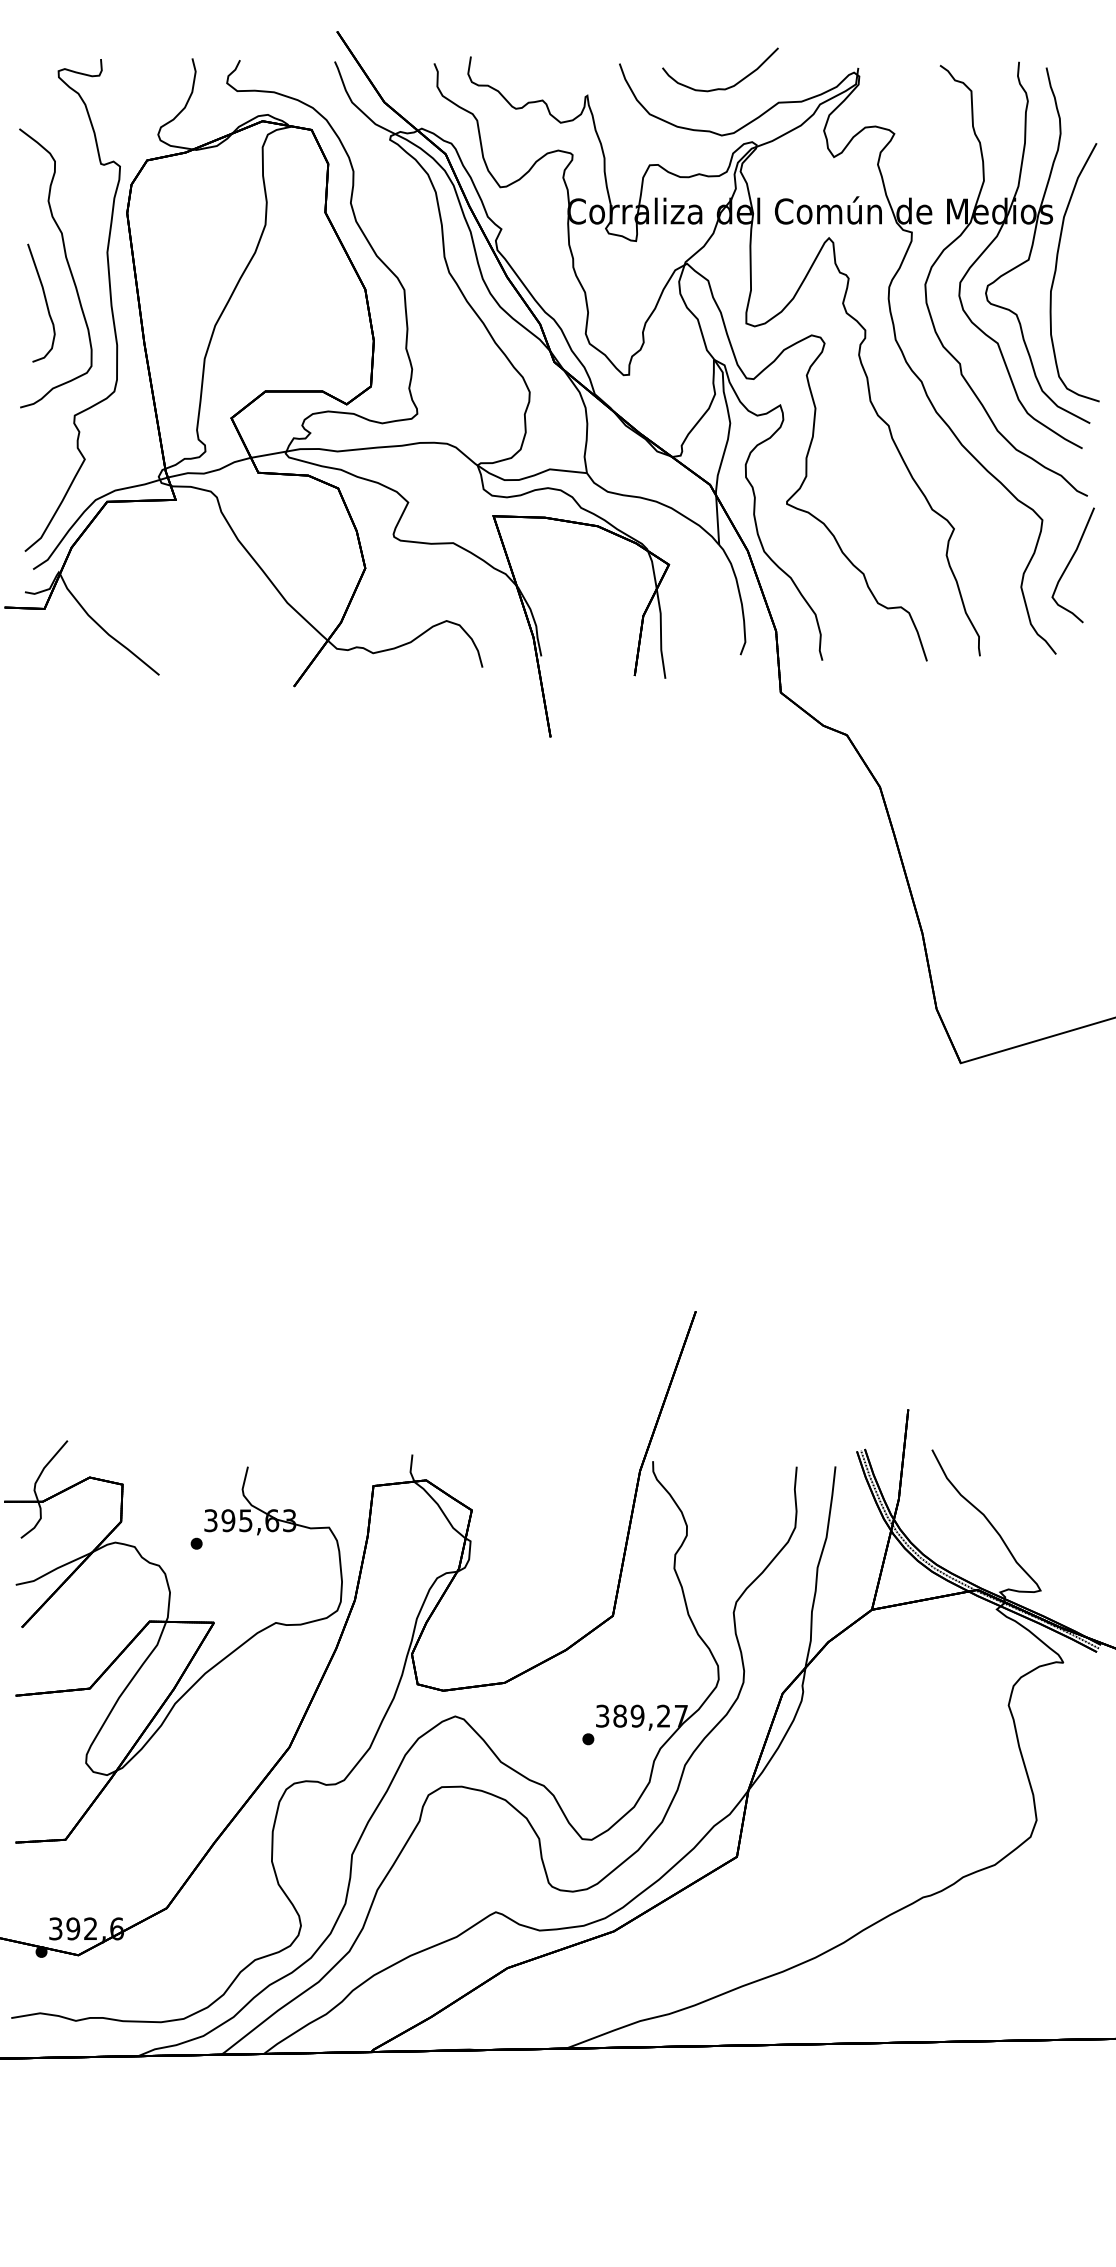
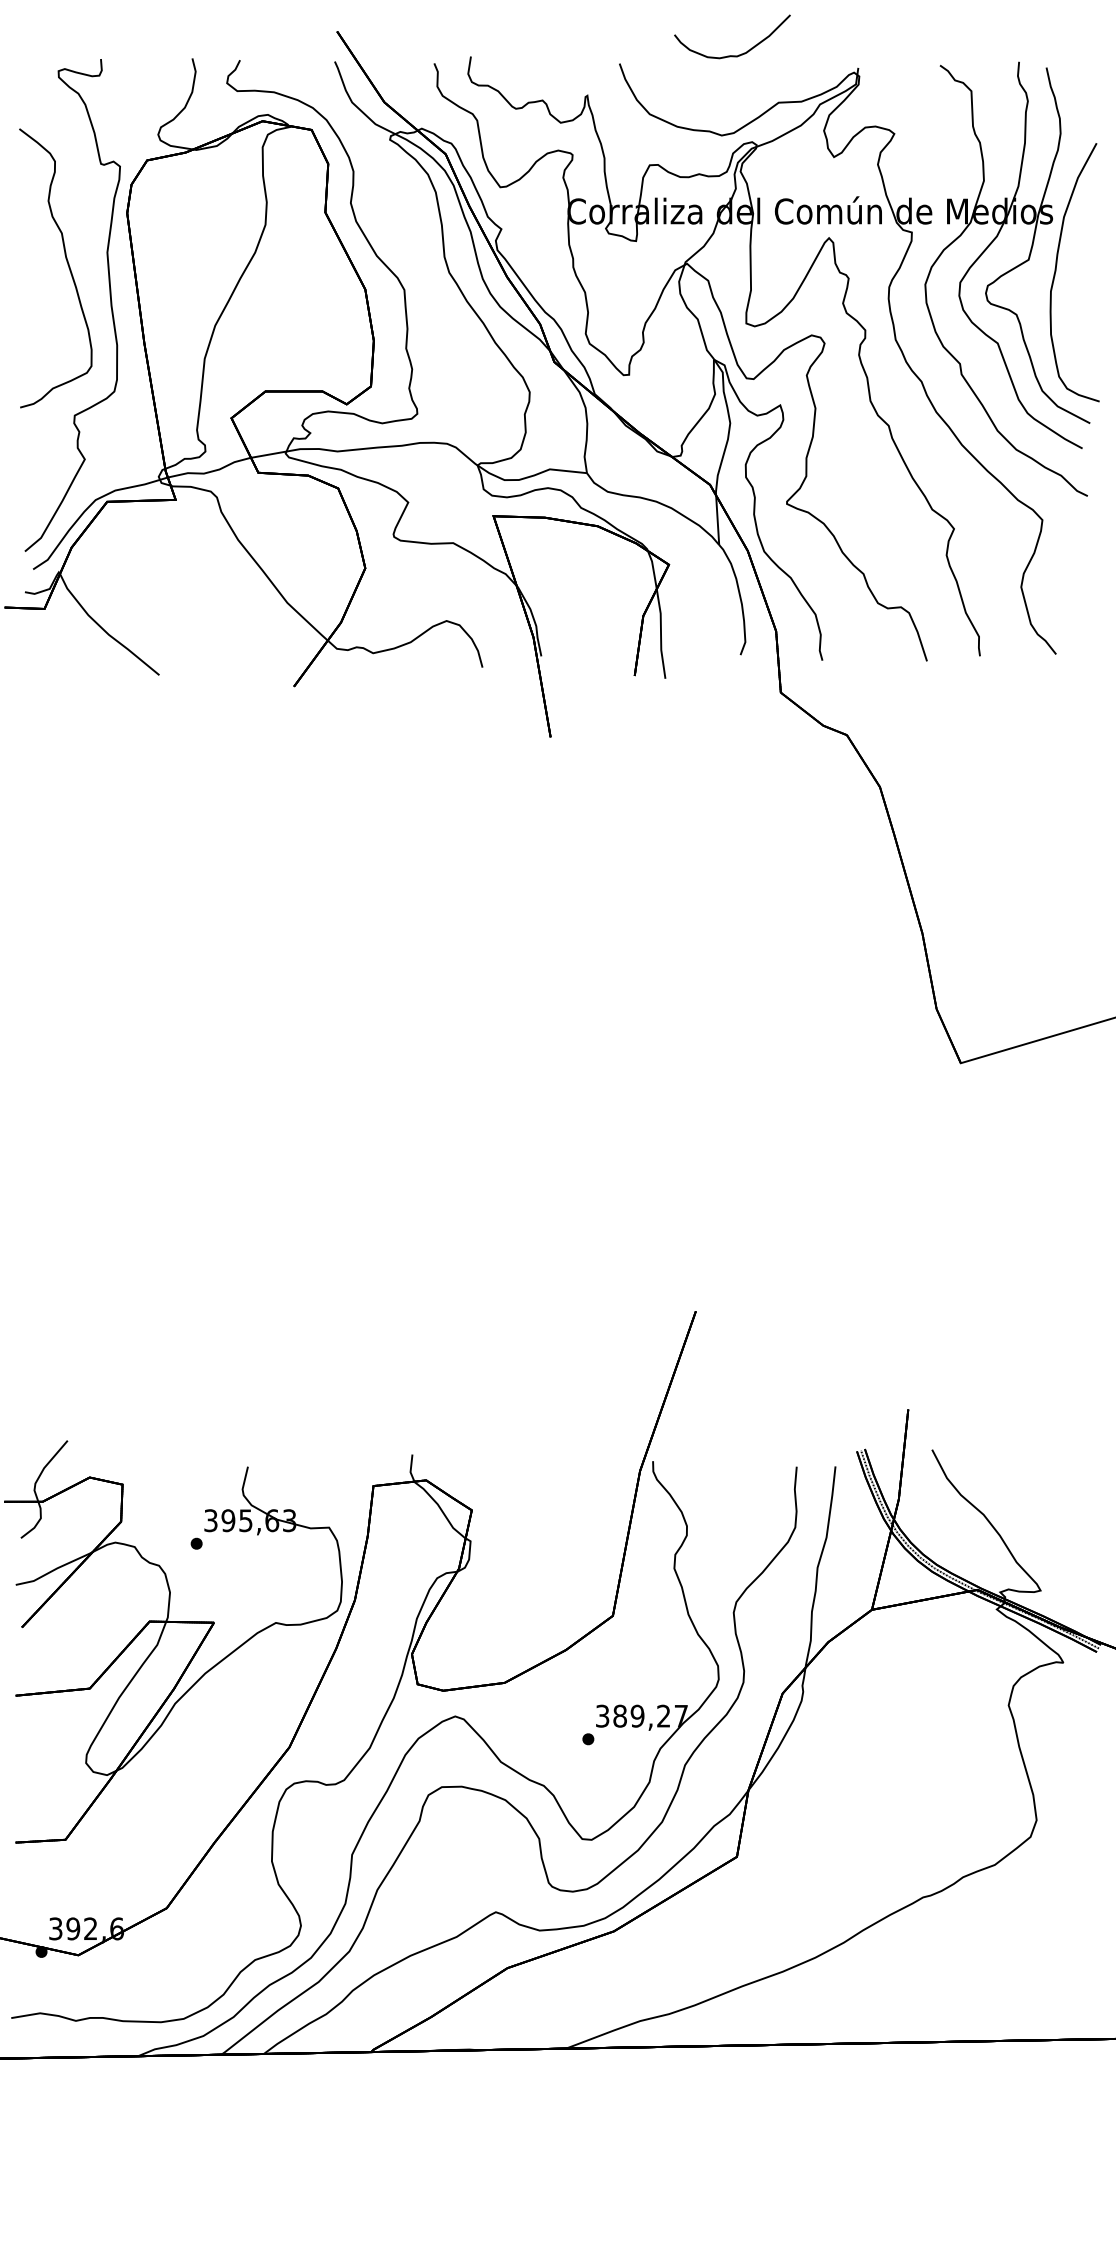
curve position: (726, 87) -> (738, 54) (738, 54)
curve: present -> none (45, 302)
curve: present -> none (1069, 564)
